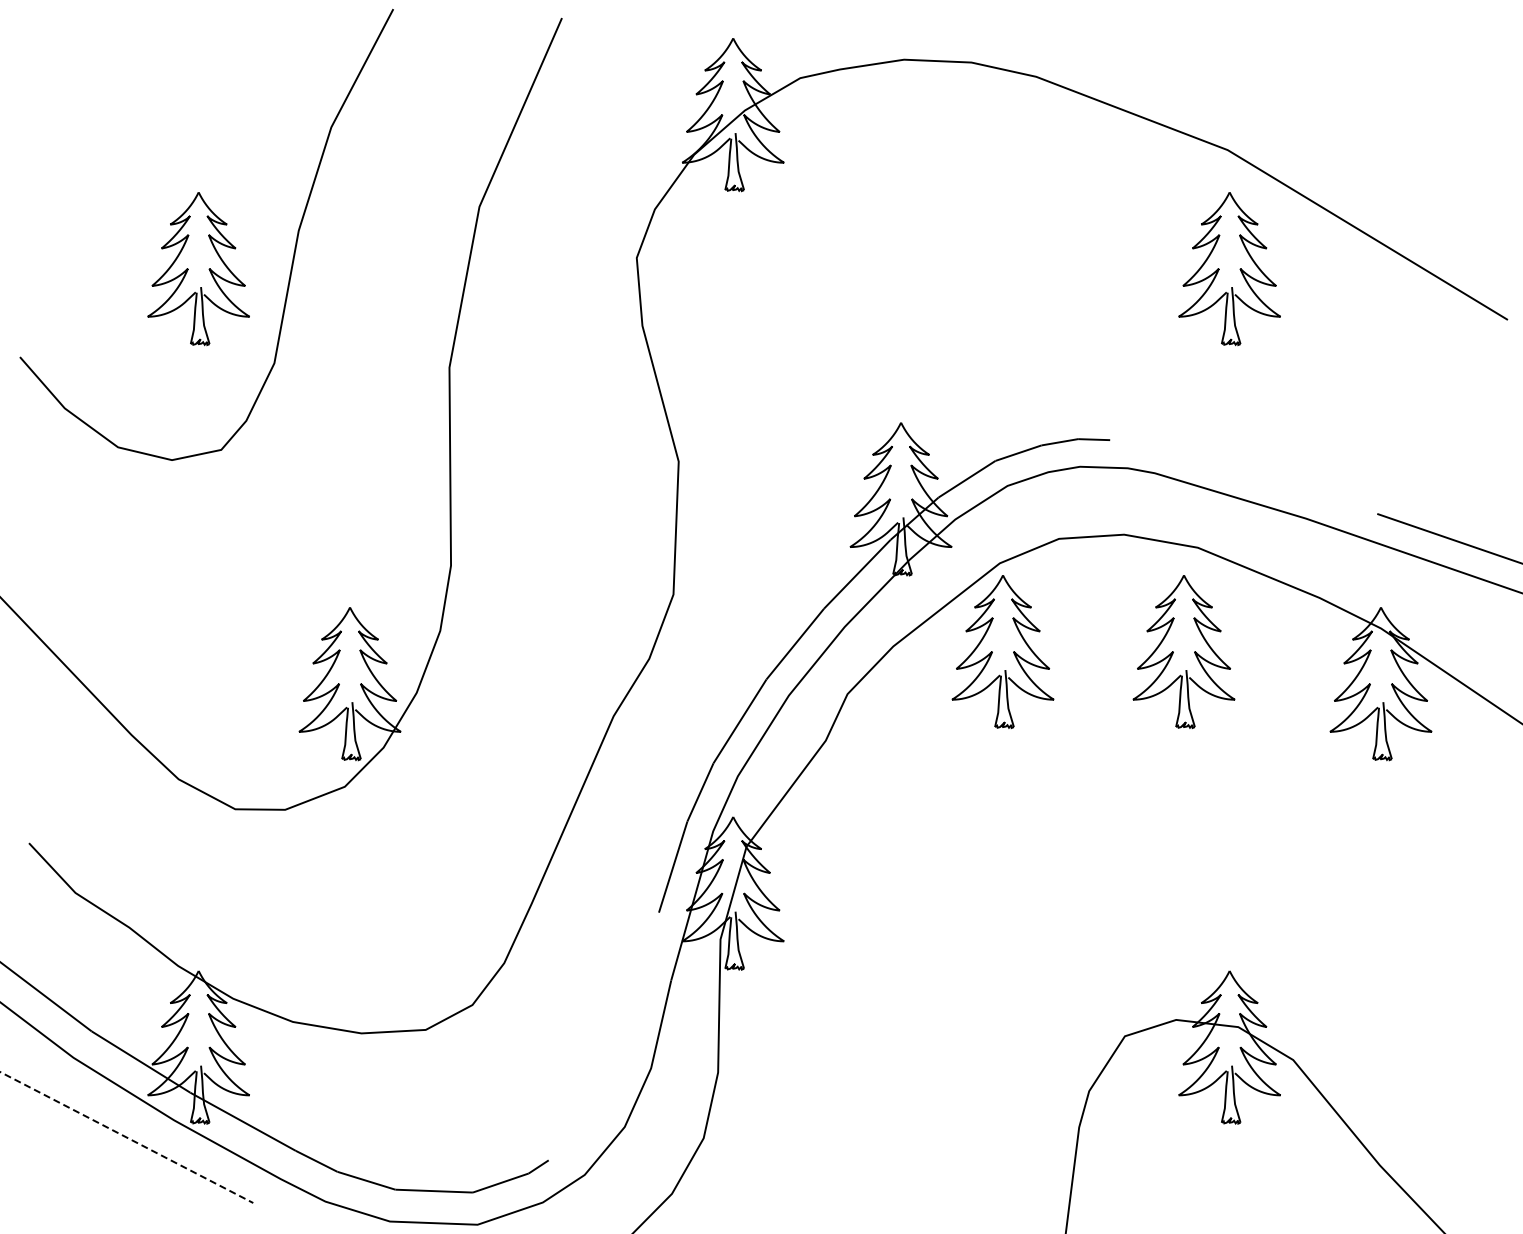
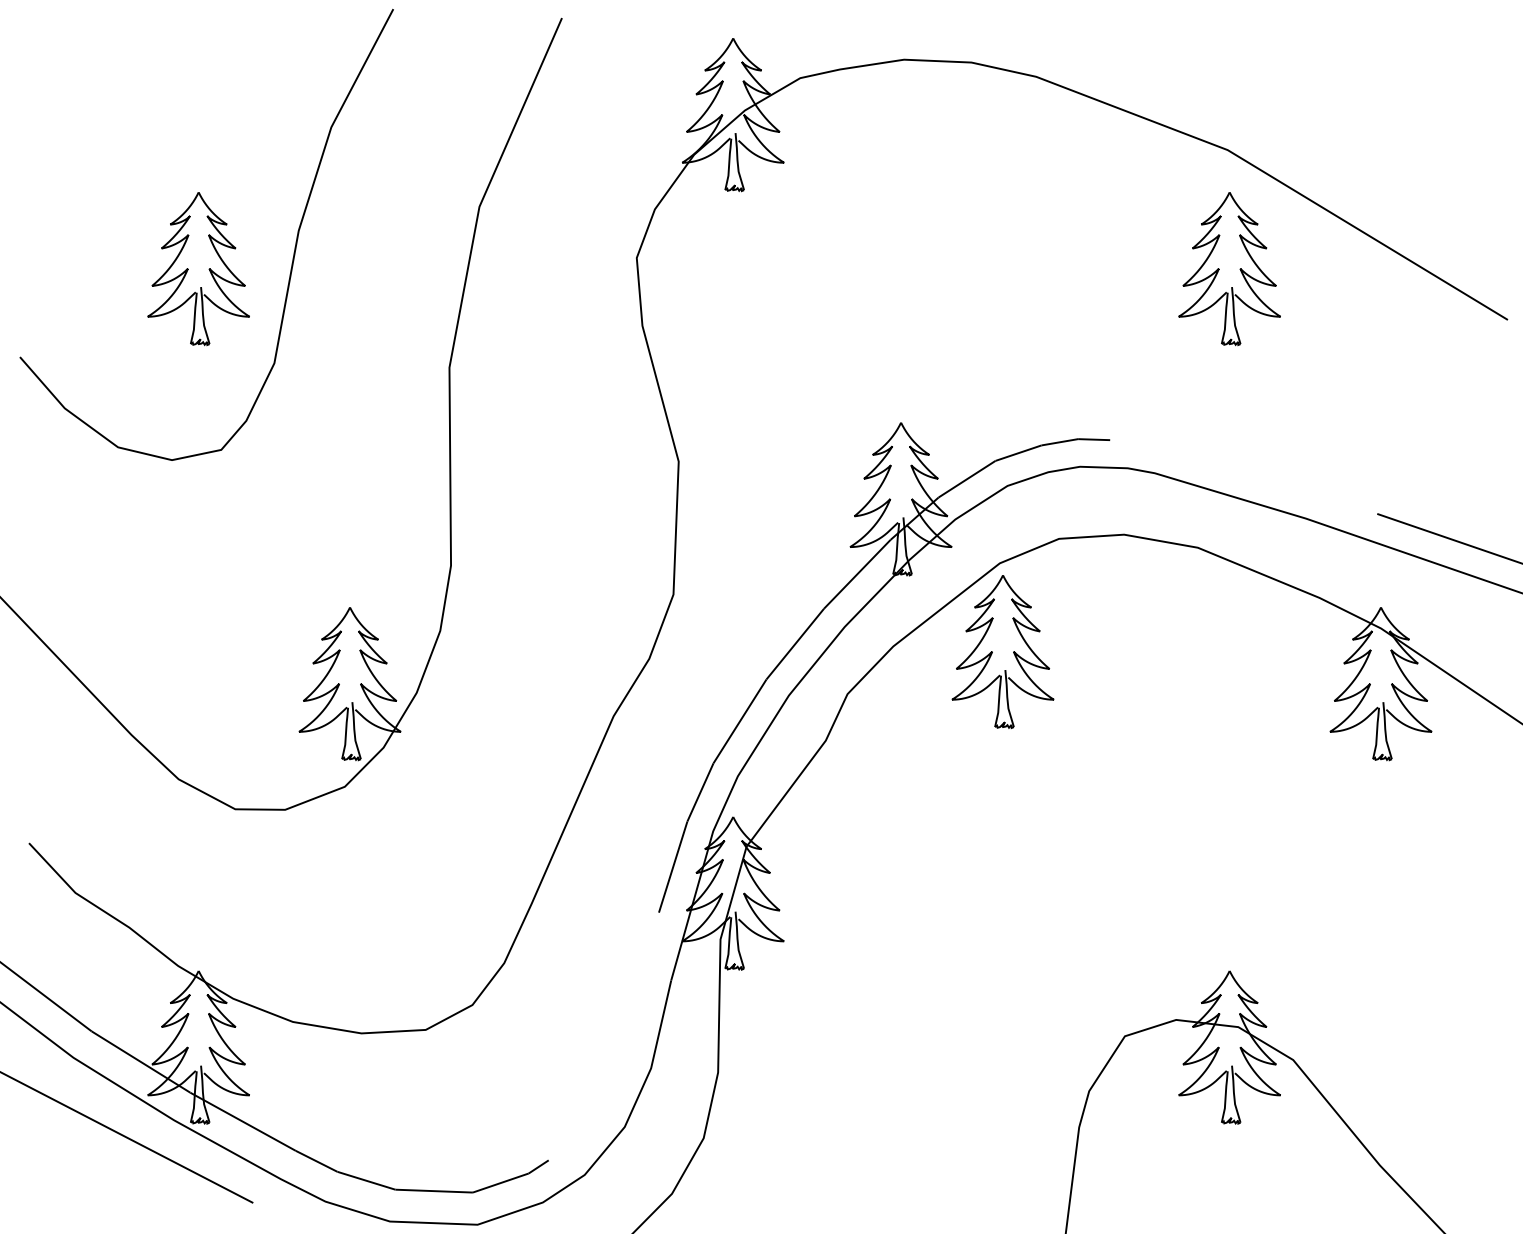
part: present -> none (1183, 651)
line: dashed -> solid (127, 1137)
